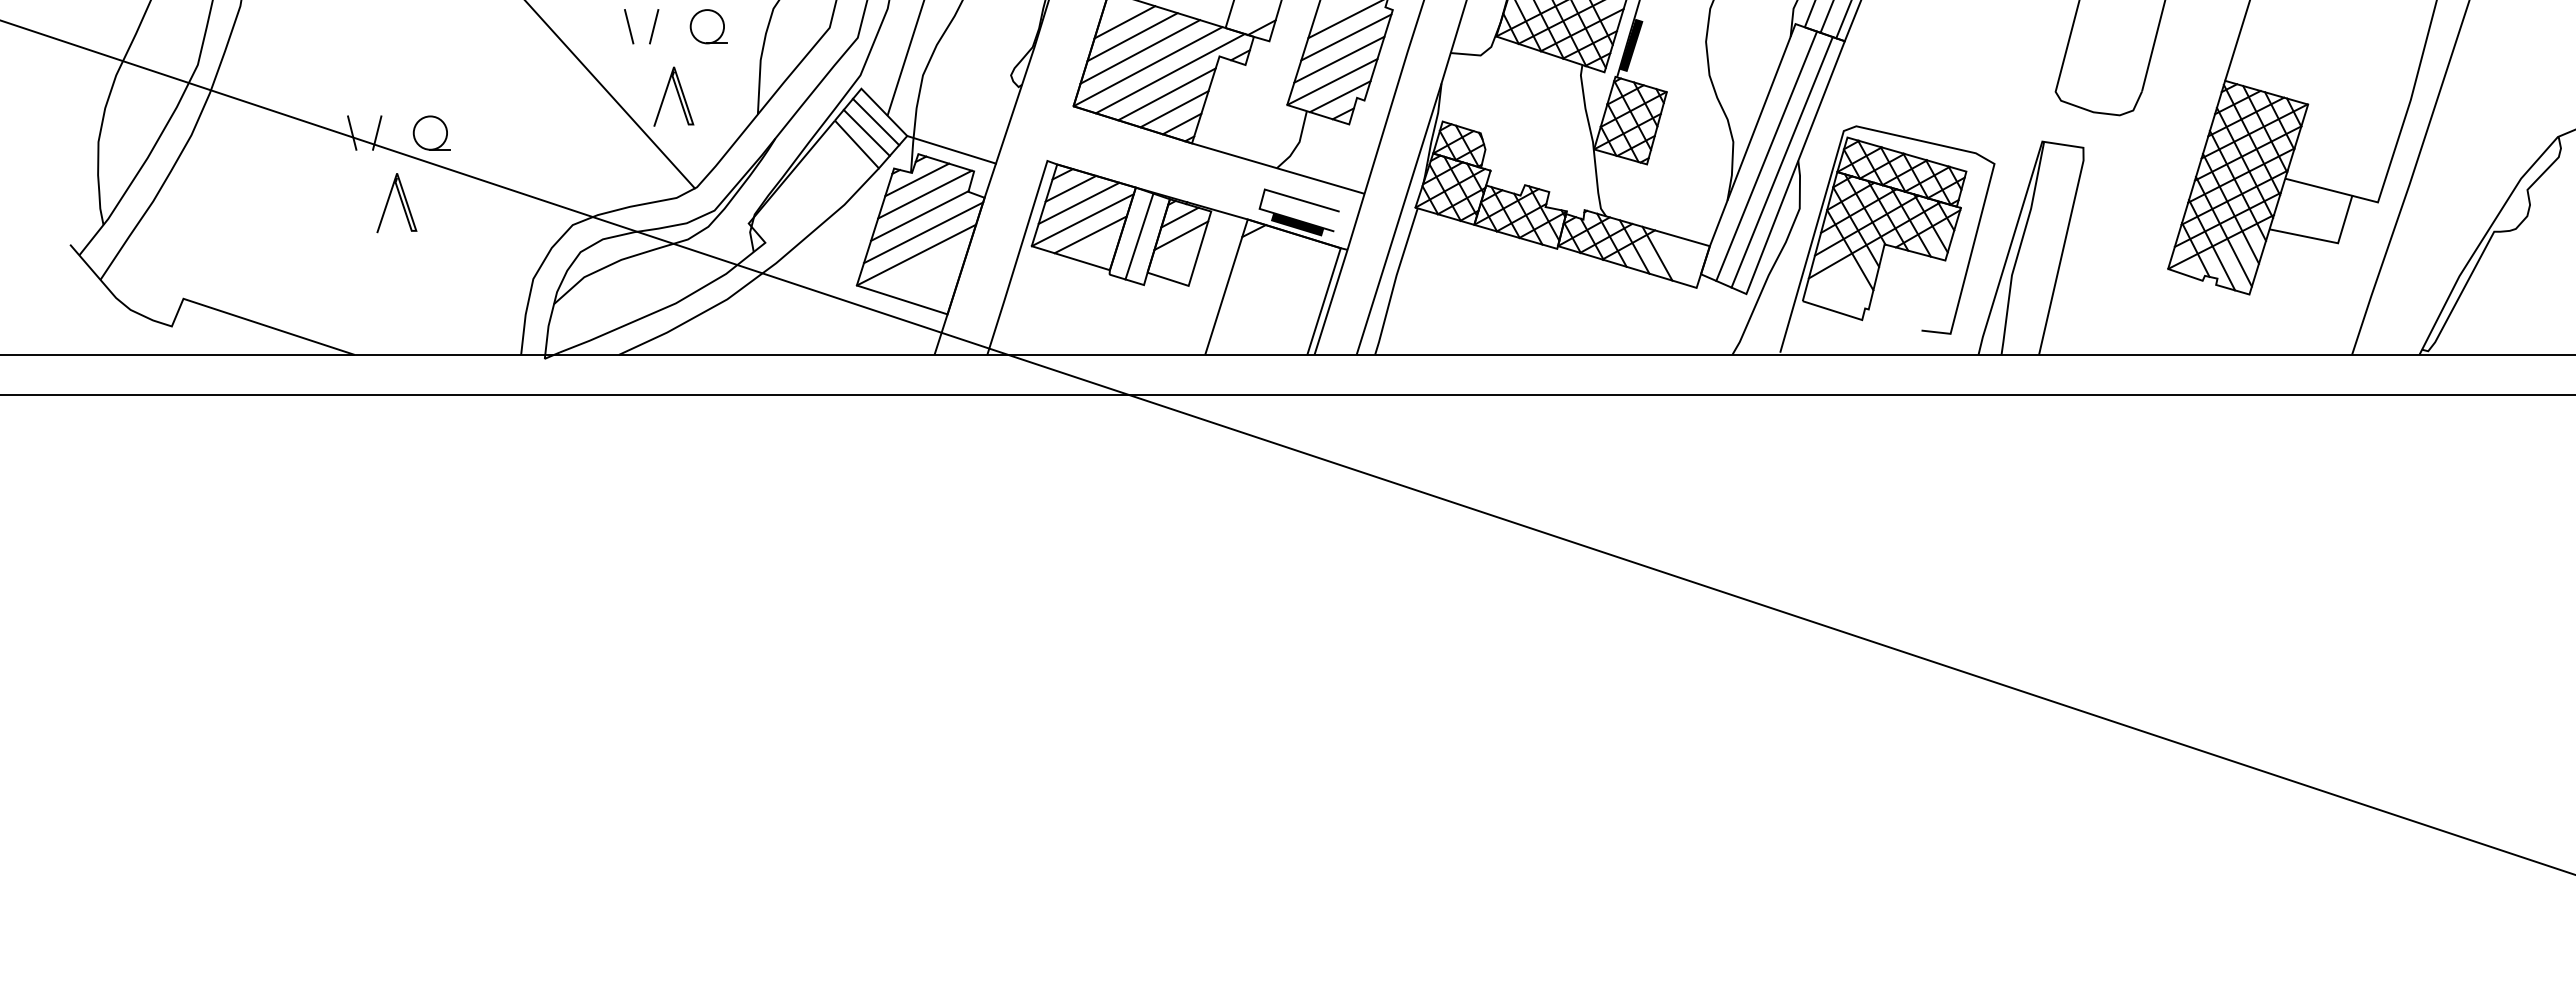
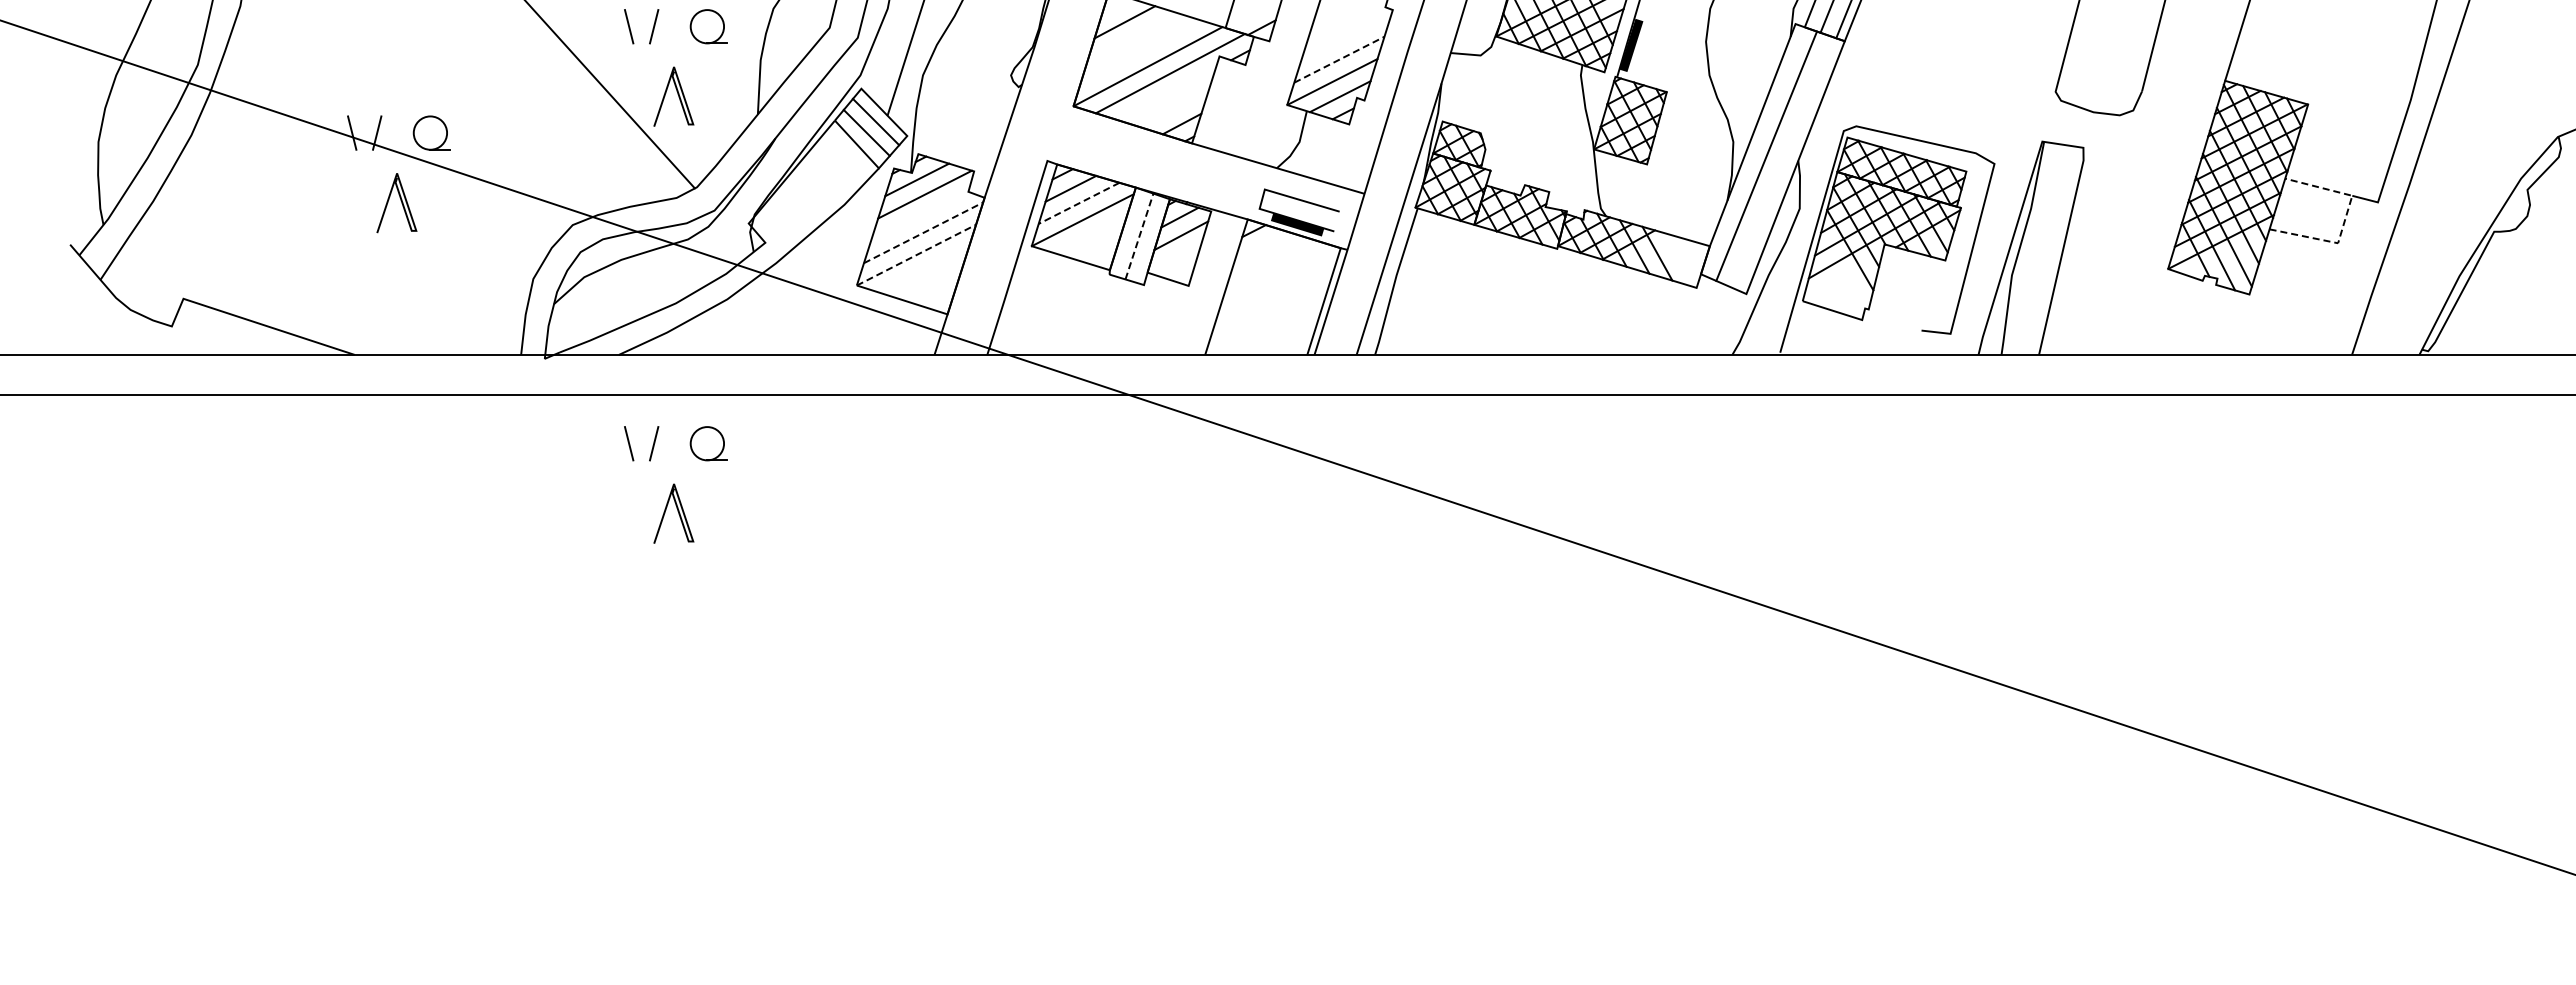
line: present -> none (1343, 20)
line: present -> none (1132, 37)
line: present -> none (1346, 37)
line: present -> none (1140, 51)
line: solid -> dashed (1339, 59)
line: present -> none (1166, 94)
line: present -> none (1174, 109)
line: present -> none (951, 149)
line: present -> none (1781, 162)
line: solid -> dashed (1078, 203)
line: present -> none (919, 215)
line: solid -> dashed (2345, 219)
line: solid -> dashed (923, 232)
line: present -> none (1090, 234)
line: solid -> dashed (1139, 236)
line: solid -> dashed (916, 255)
part: none -> present (675, 484)
